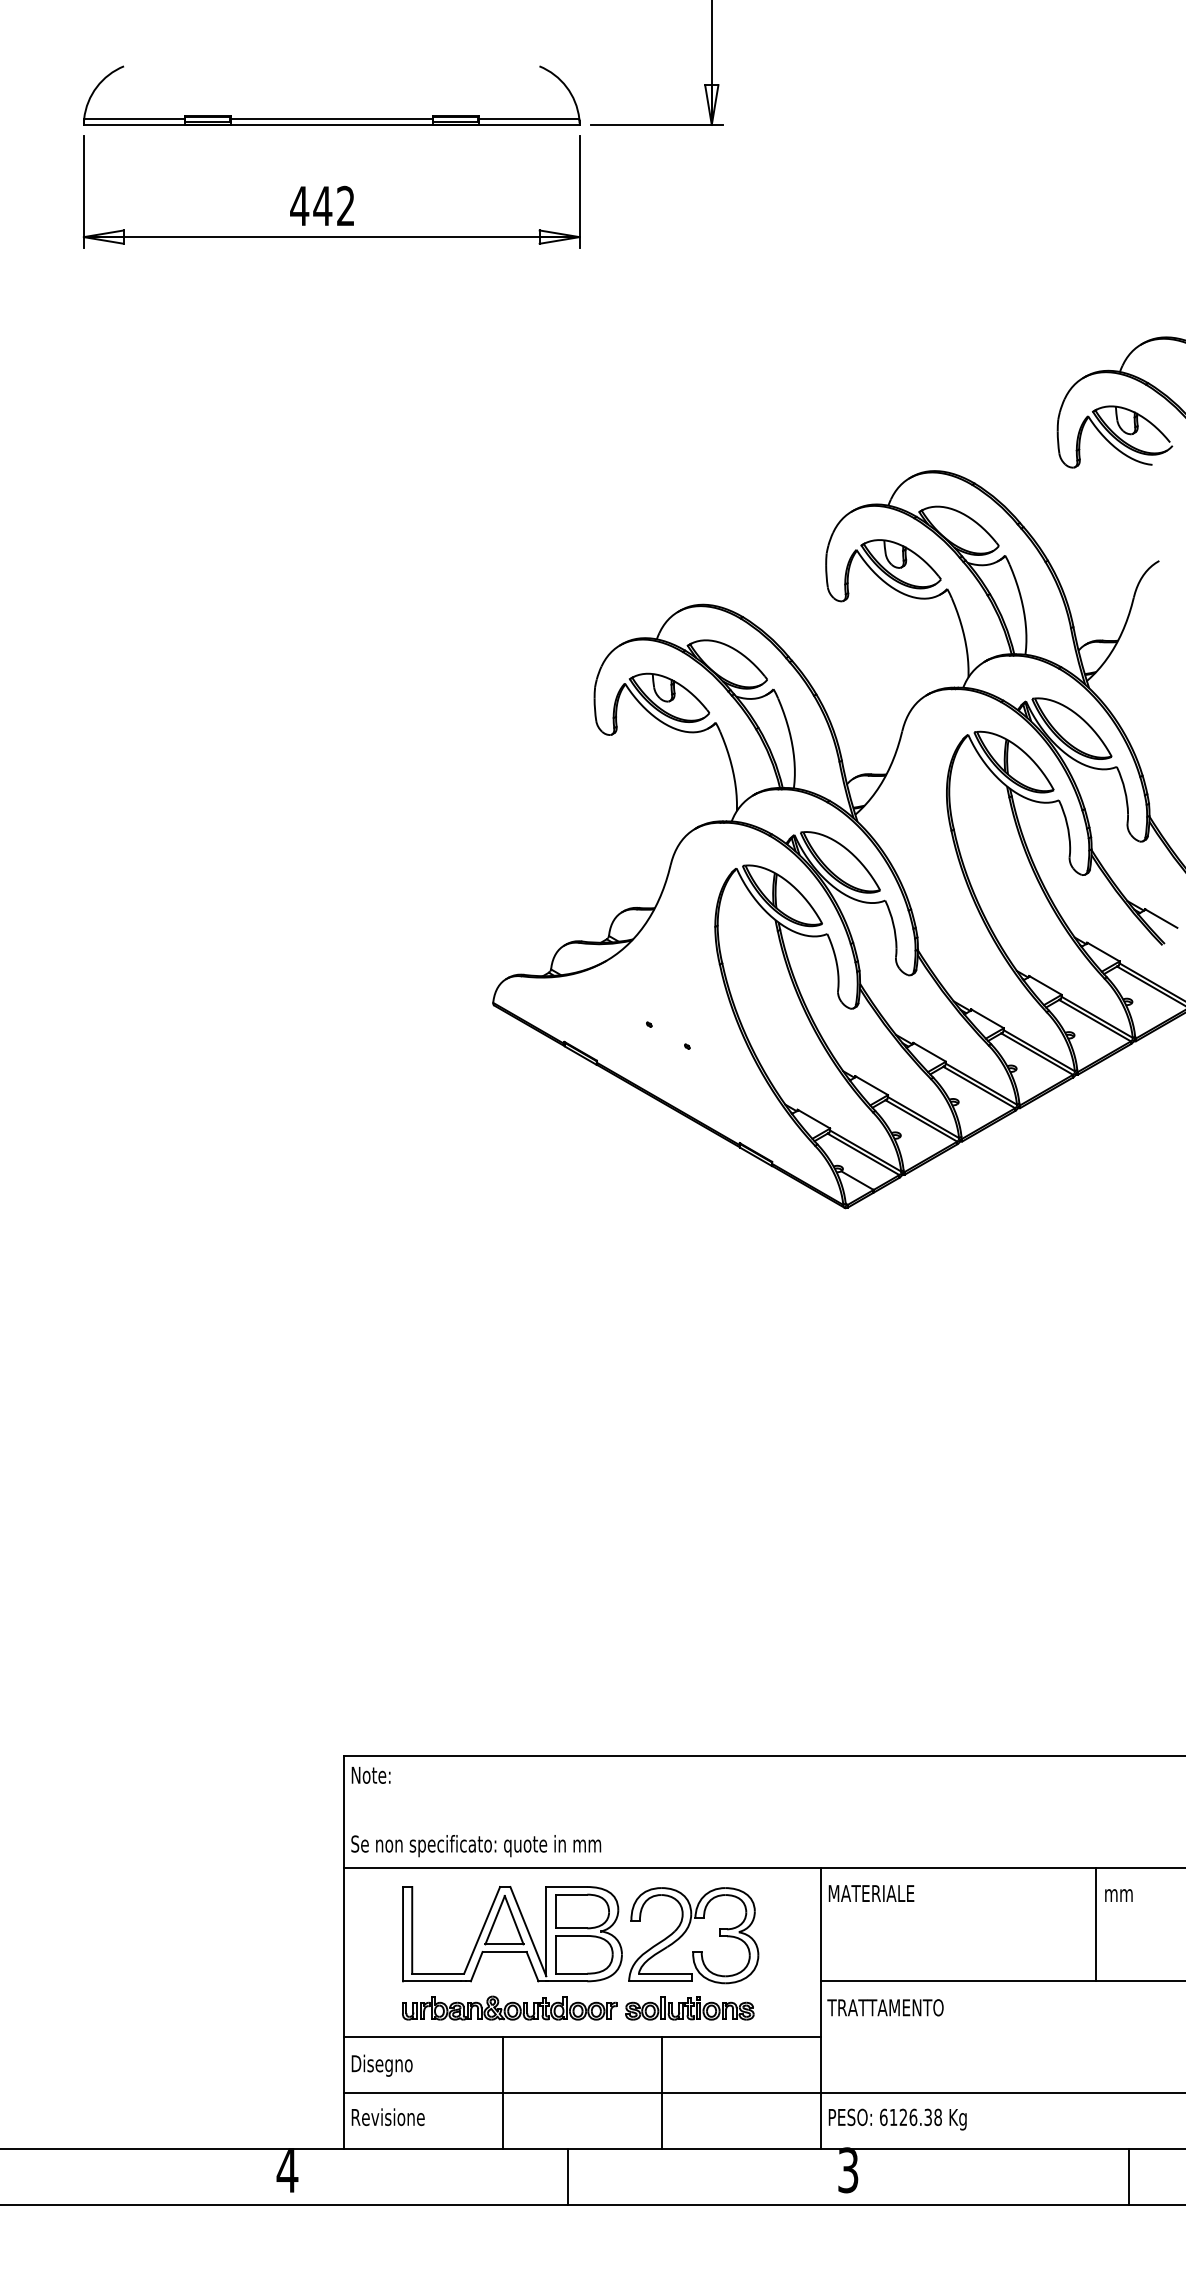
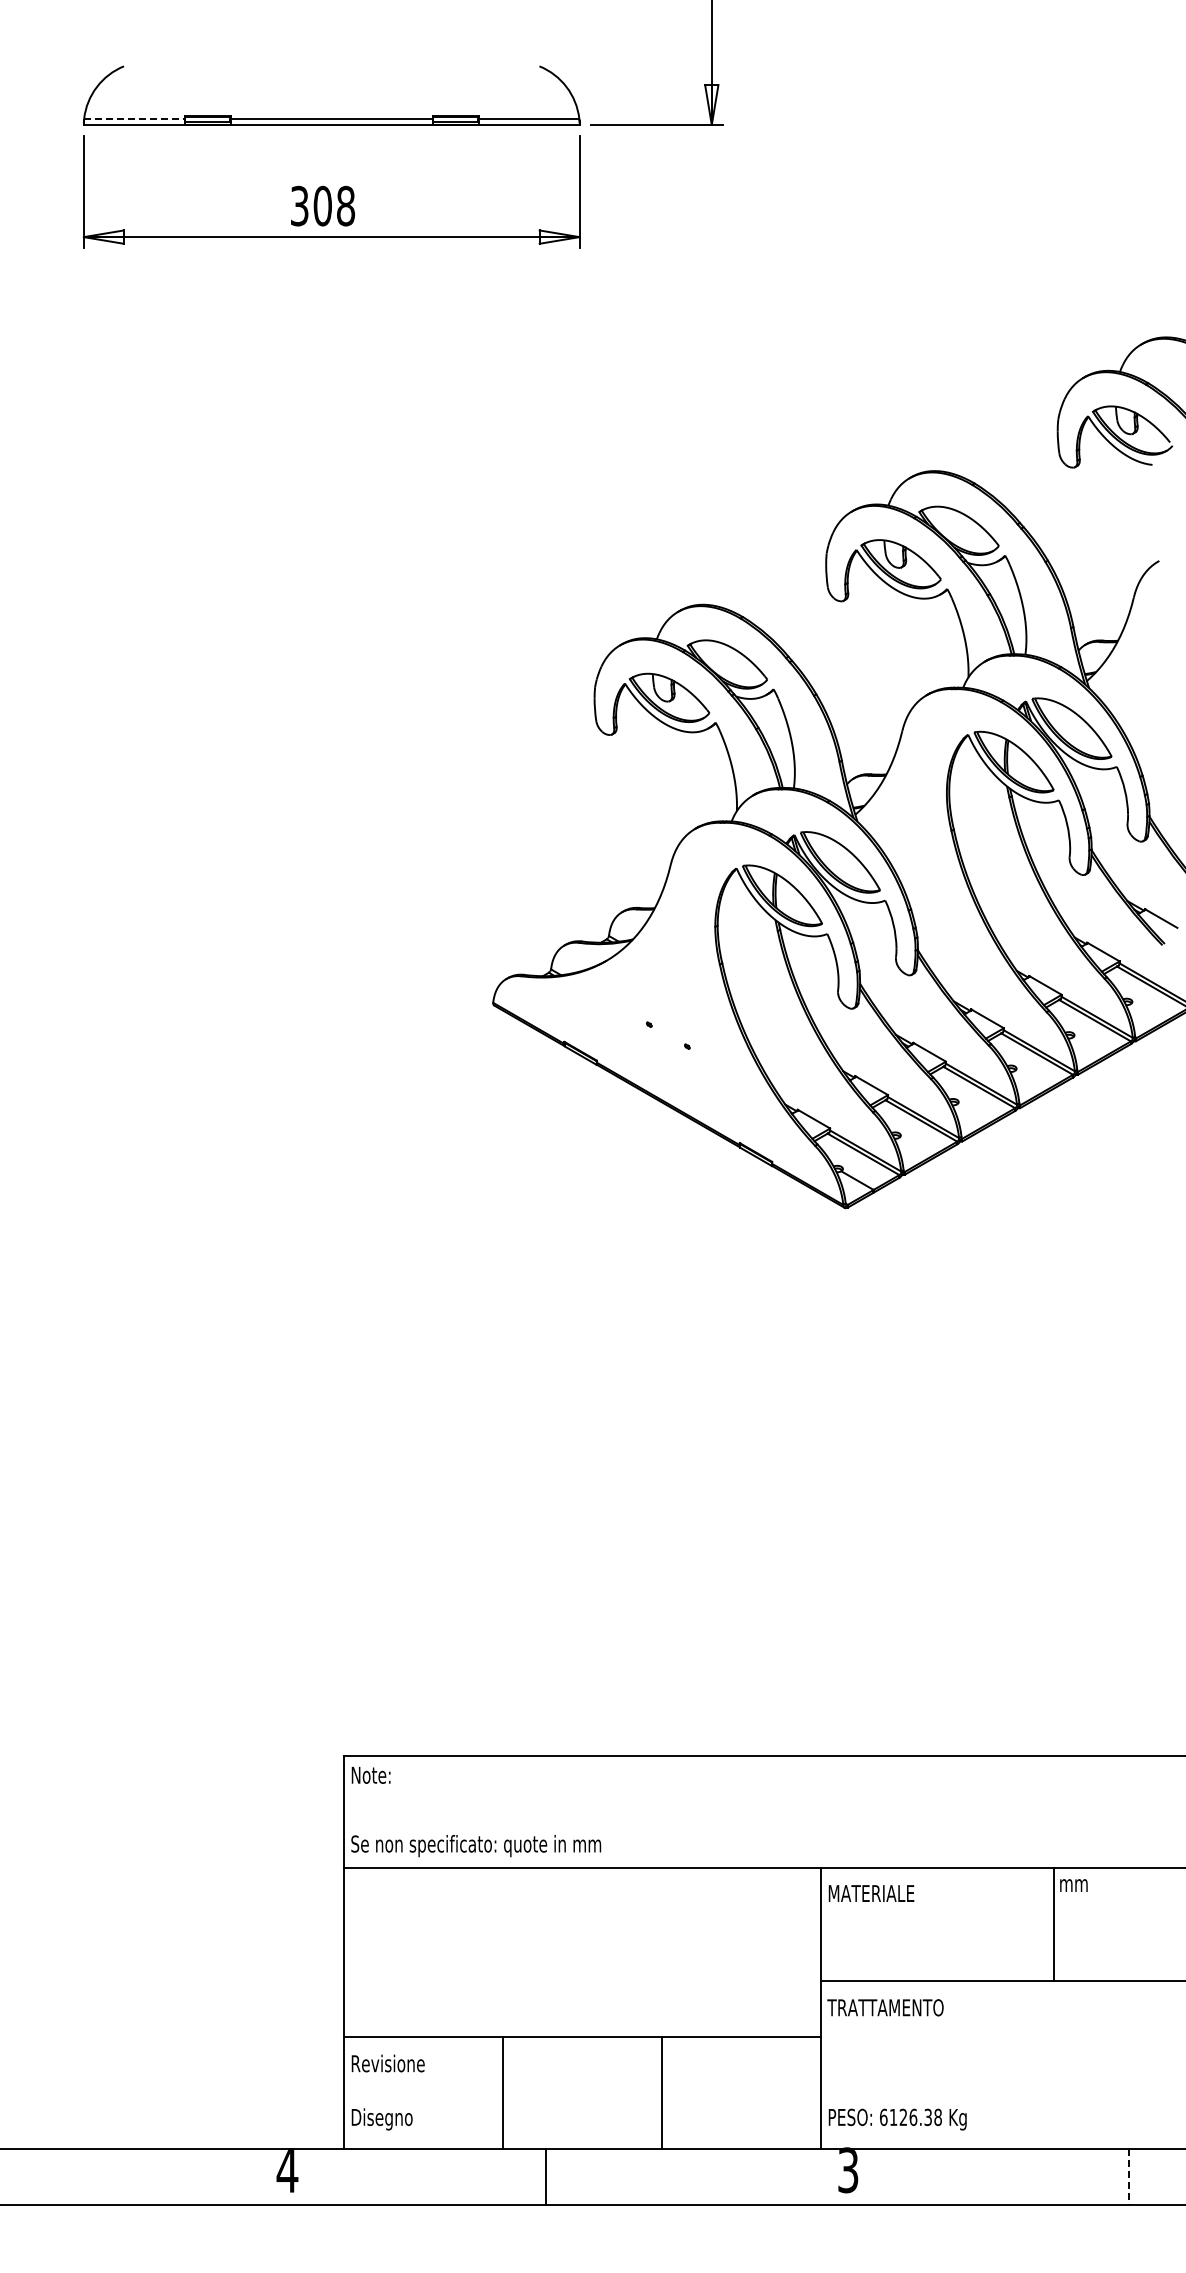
line: solid -> dashed (135, 118)
text: 442 -> 308 (322, 205)
text position: (1118, 1895) -> (1073, 1885) (1073, 1885)
line position: (1095, 1924) -> (1053, 1924) (1053, 1924)
part: present -> none (580, 1953)
text: Disegno -> Revisione (388, 2065)
line: present -> none (763, 2092)
text: Revisione -> Disegno (388, 2119)
line position: (568, 2176) -> (546, 2176) (546, 2176)
line: solid -> dashed (1129, 2177)
